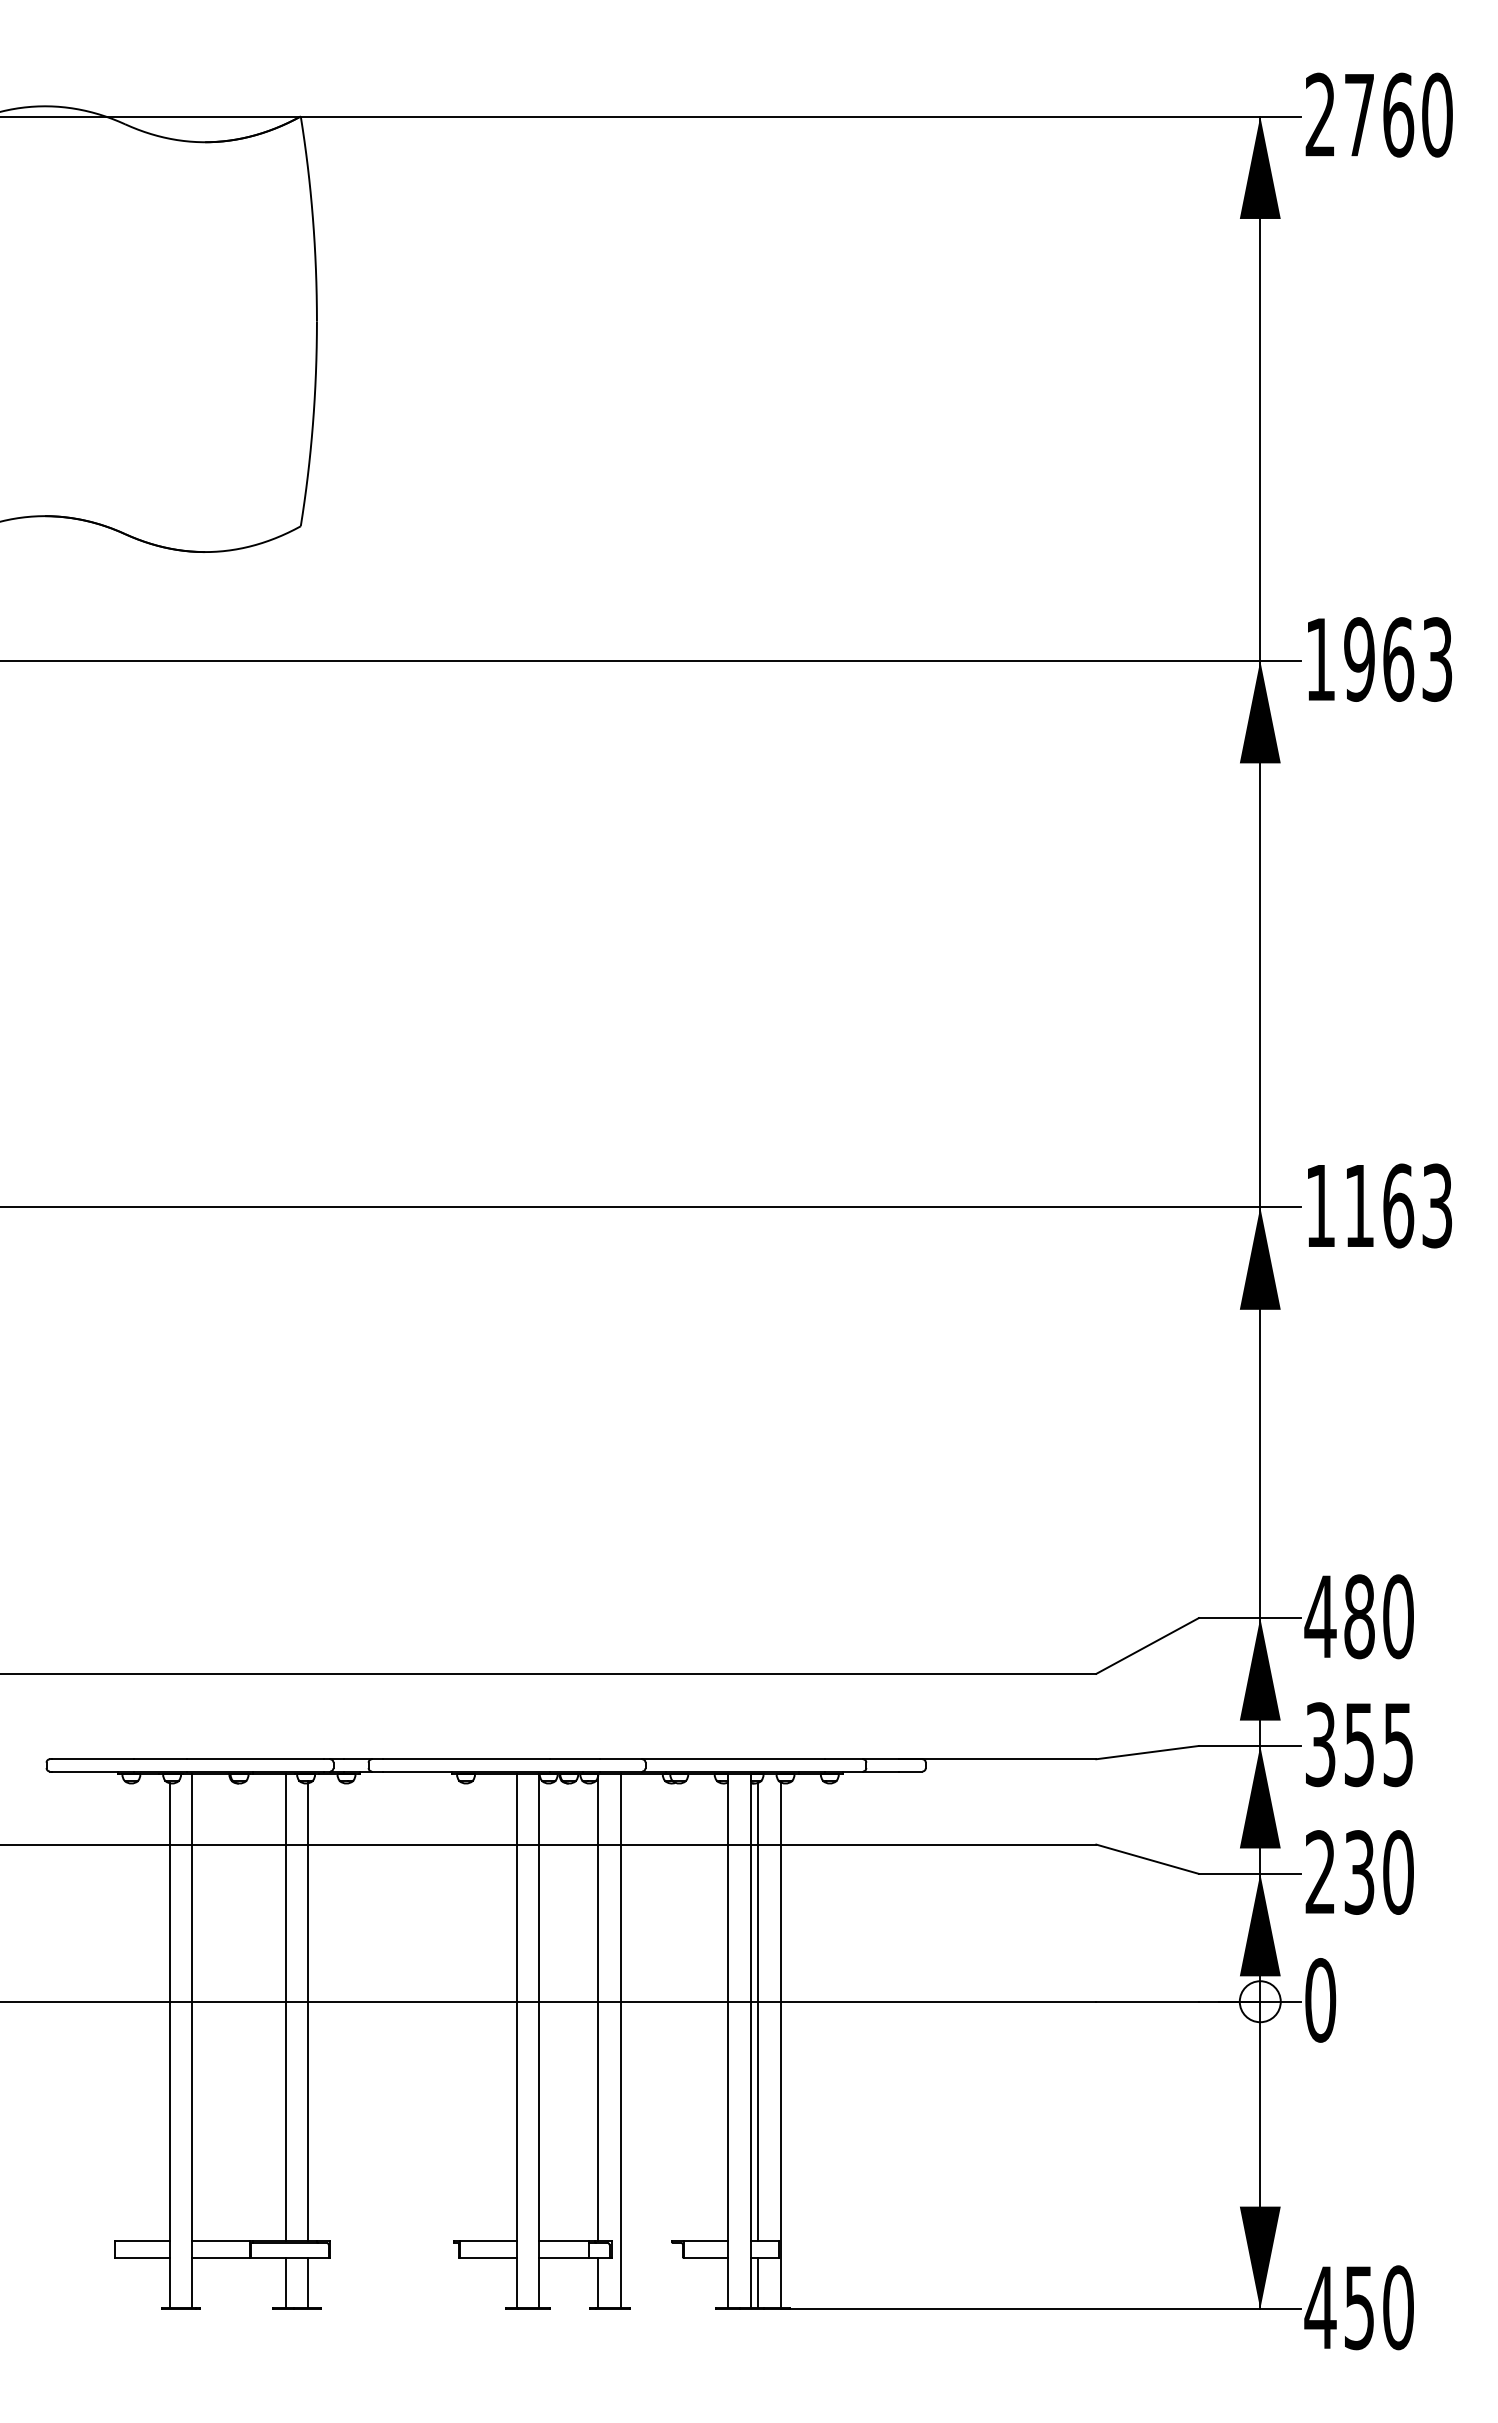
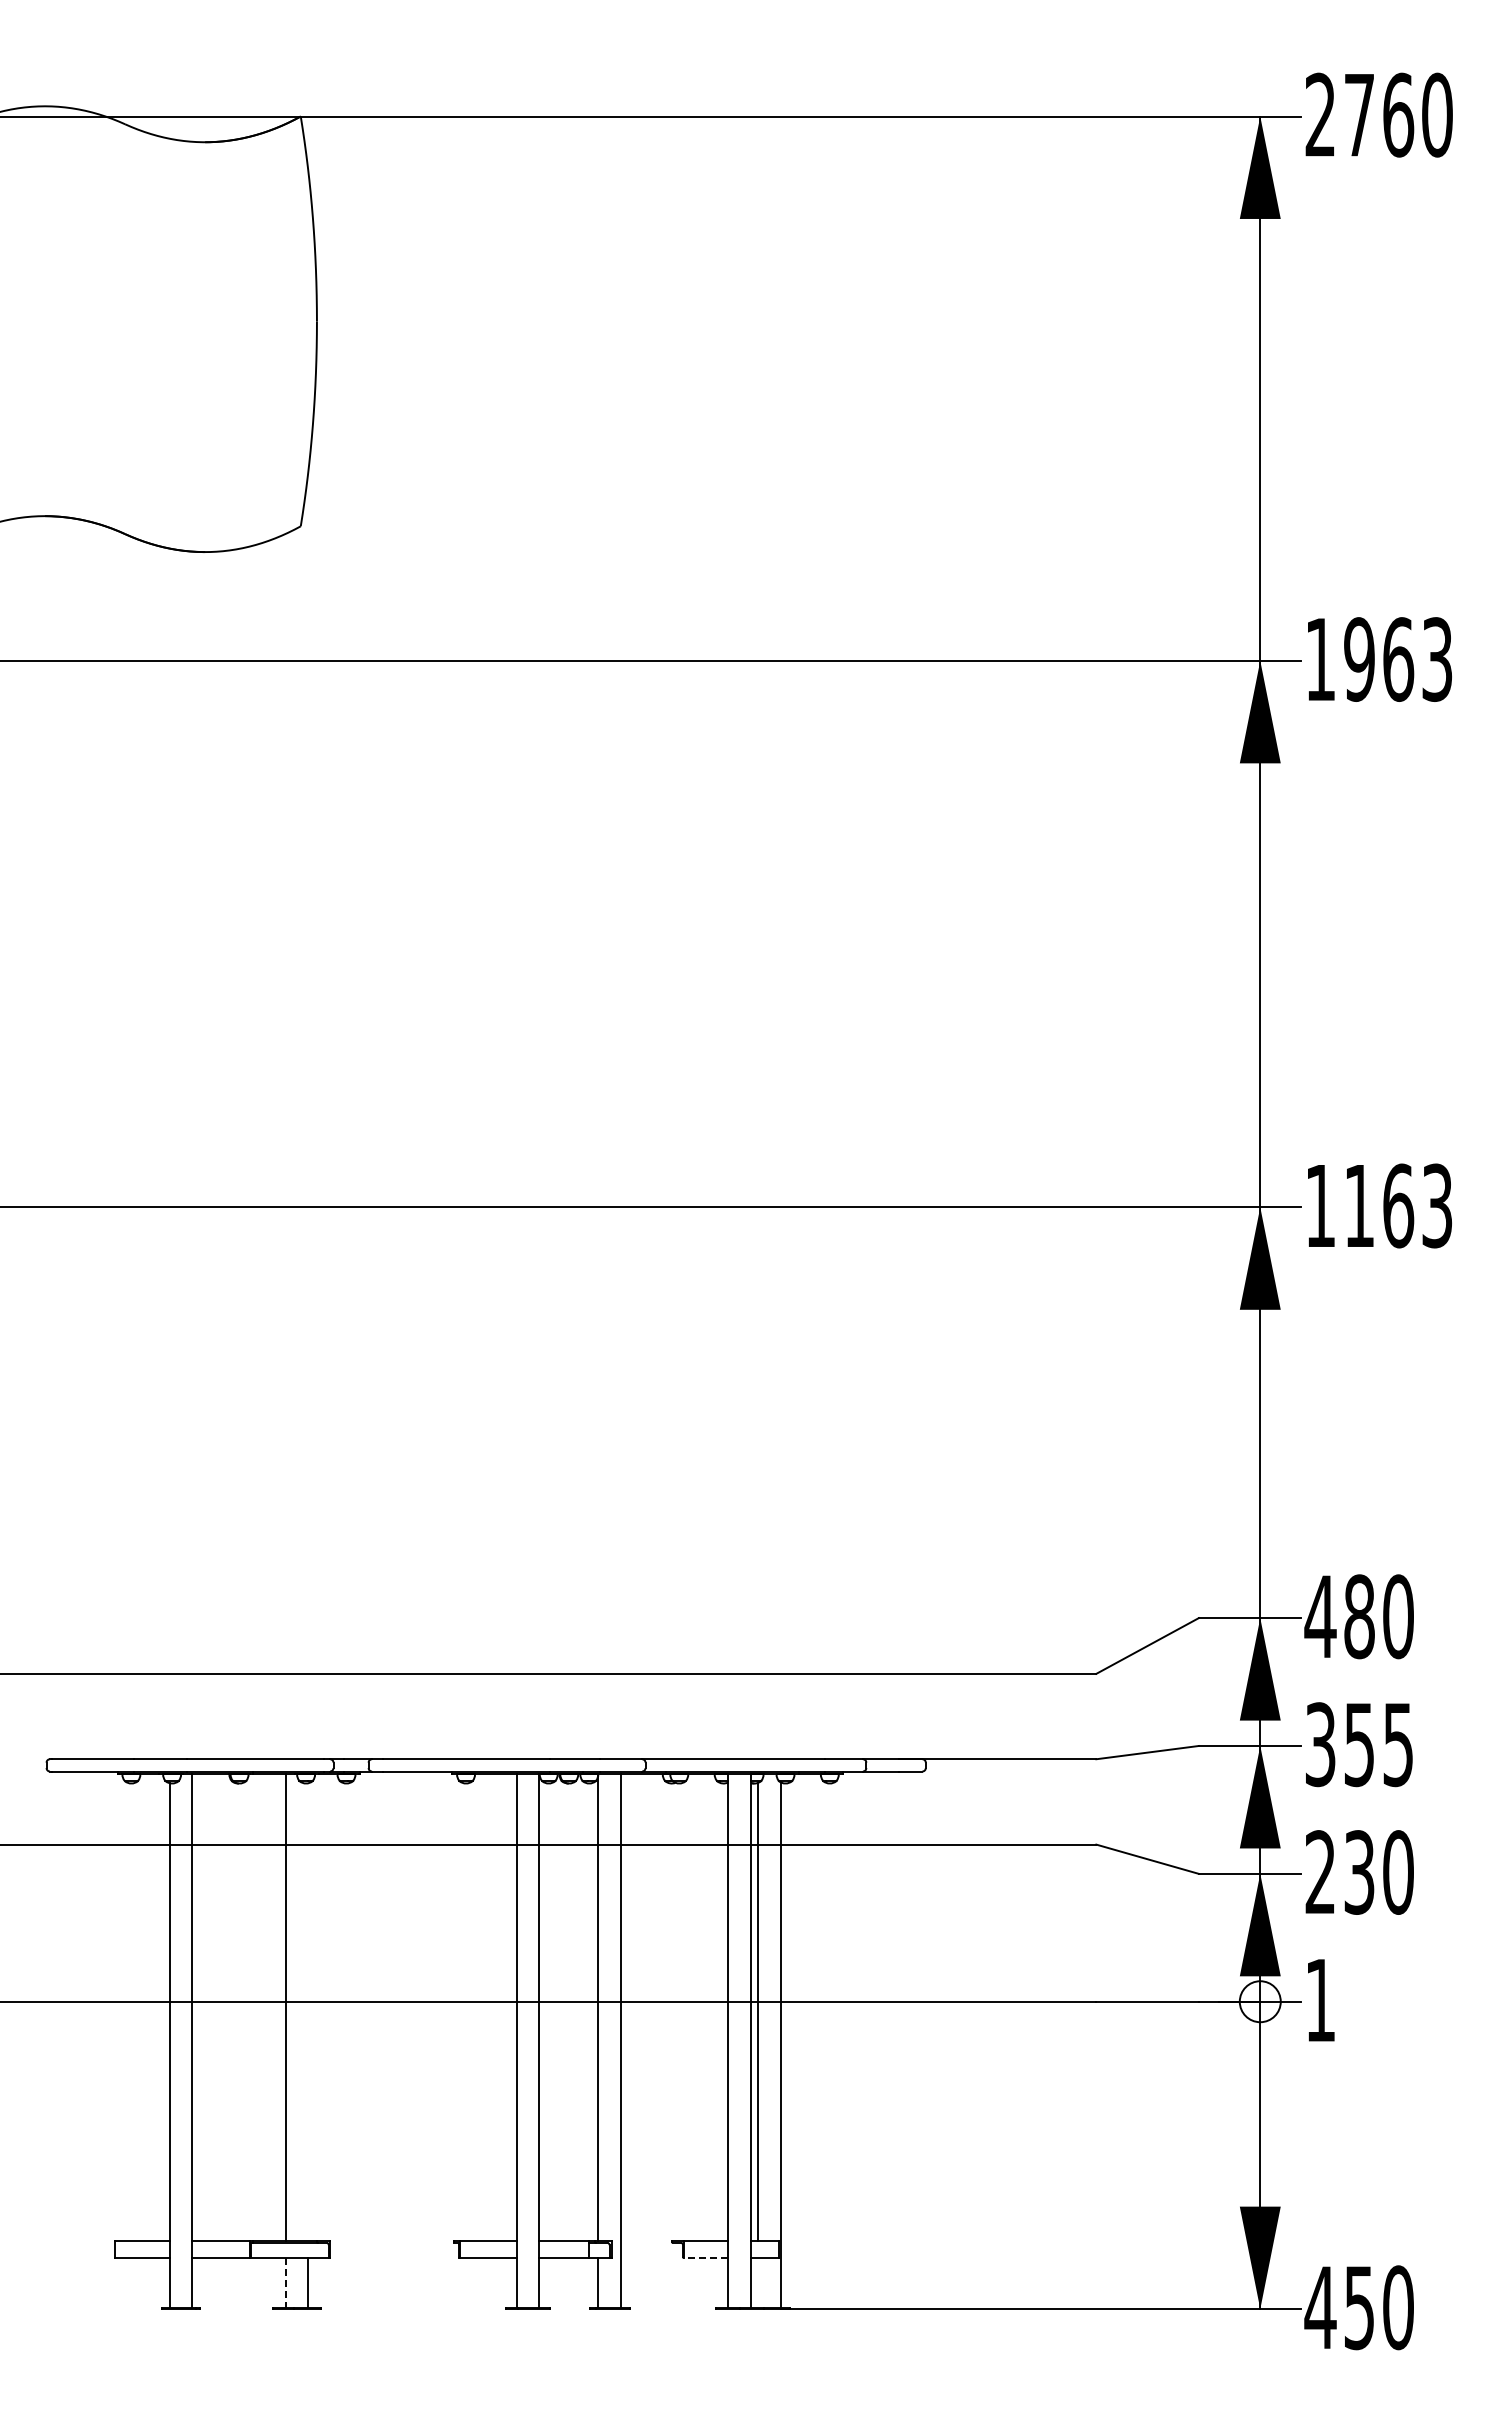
text: 0 -> 1 (1320, 2000)
line: present -> none (308, 2011)
line: solid -> dashed (706, 2257)
line: solid -> dashed (285, 2282)
line: present -> none (757, 2282)
